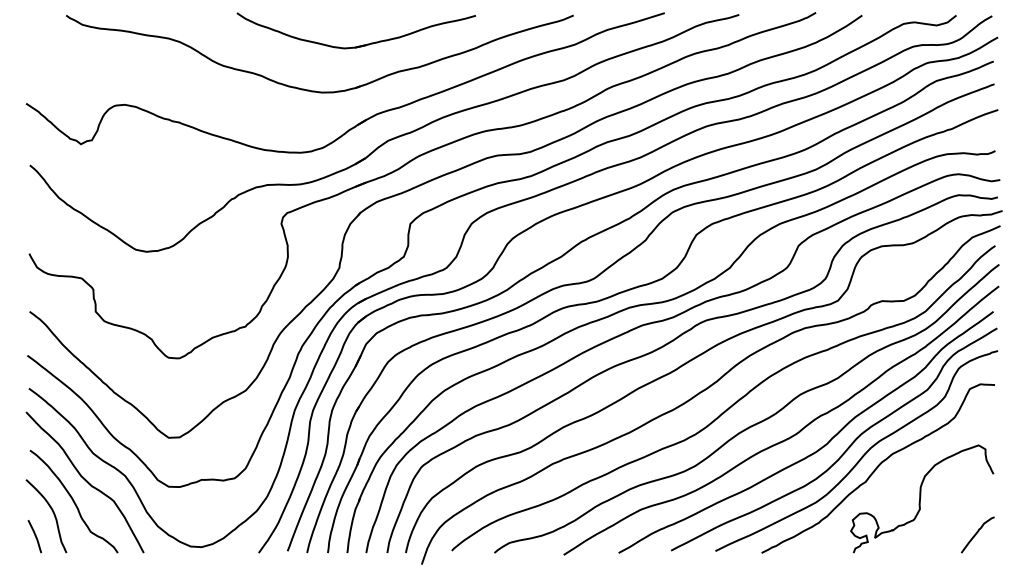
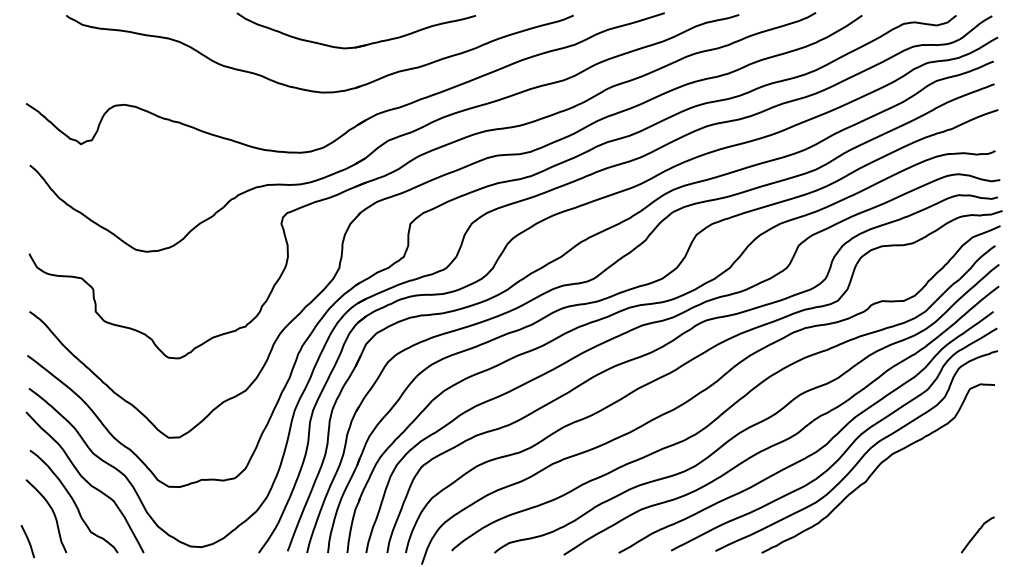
curve: present -> none (921, 497)
curve position: (34, 535) -> (27, 540) (27, 540)
